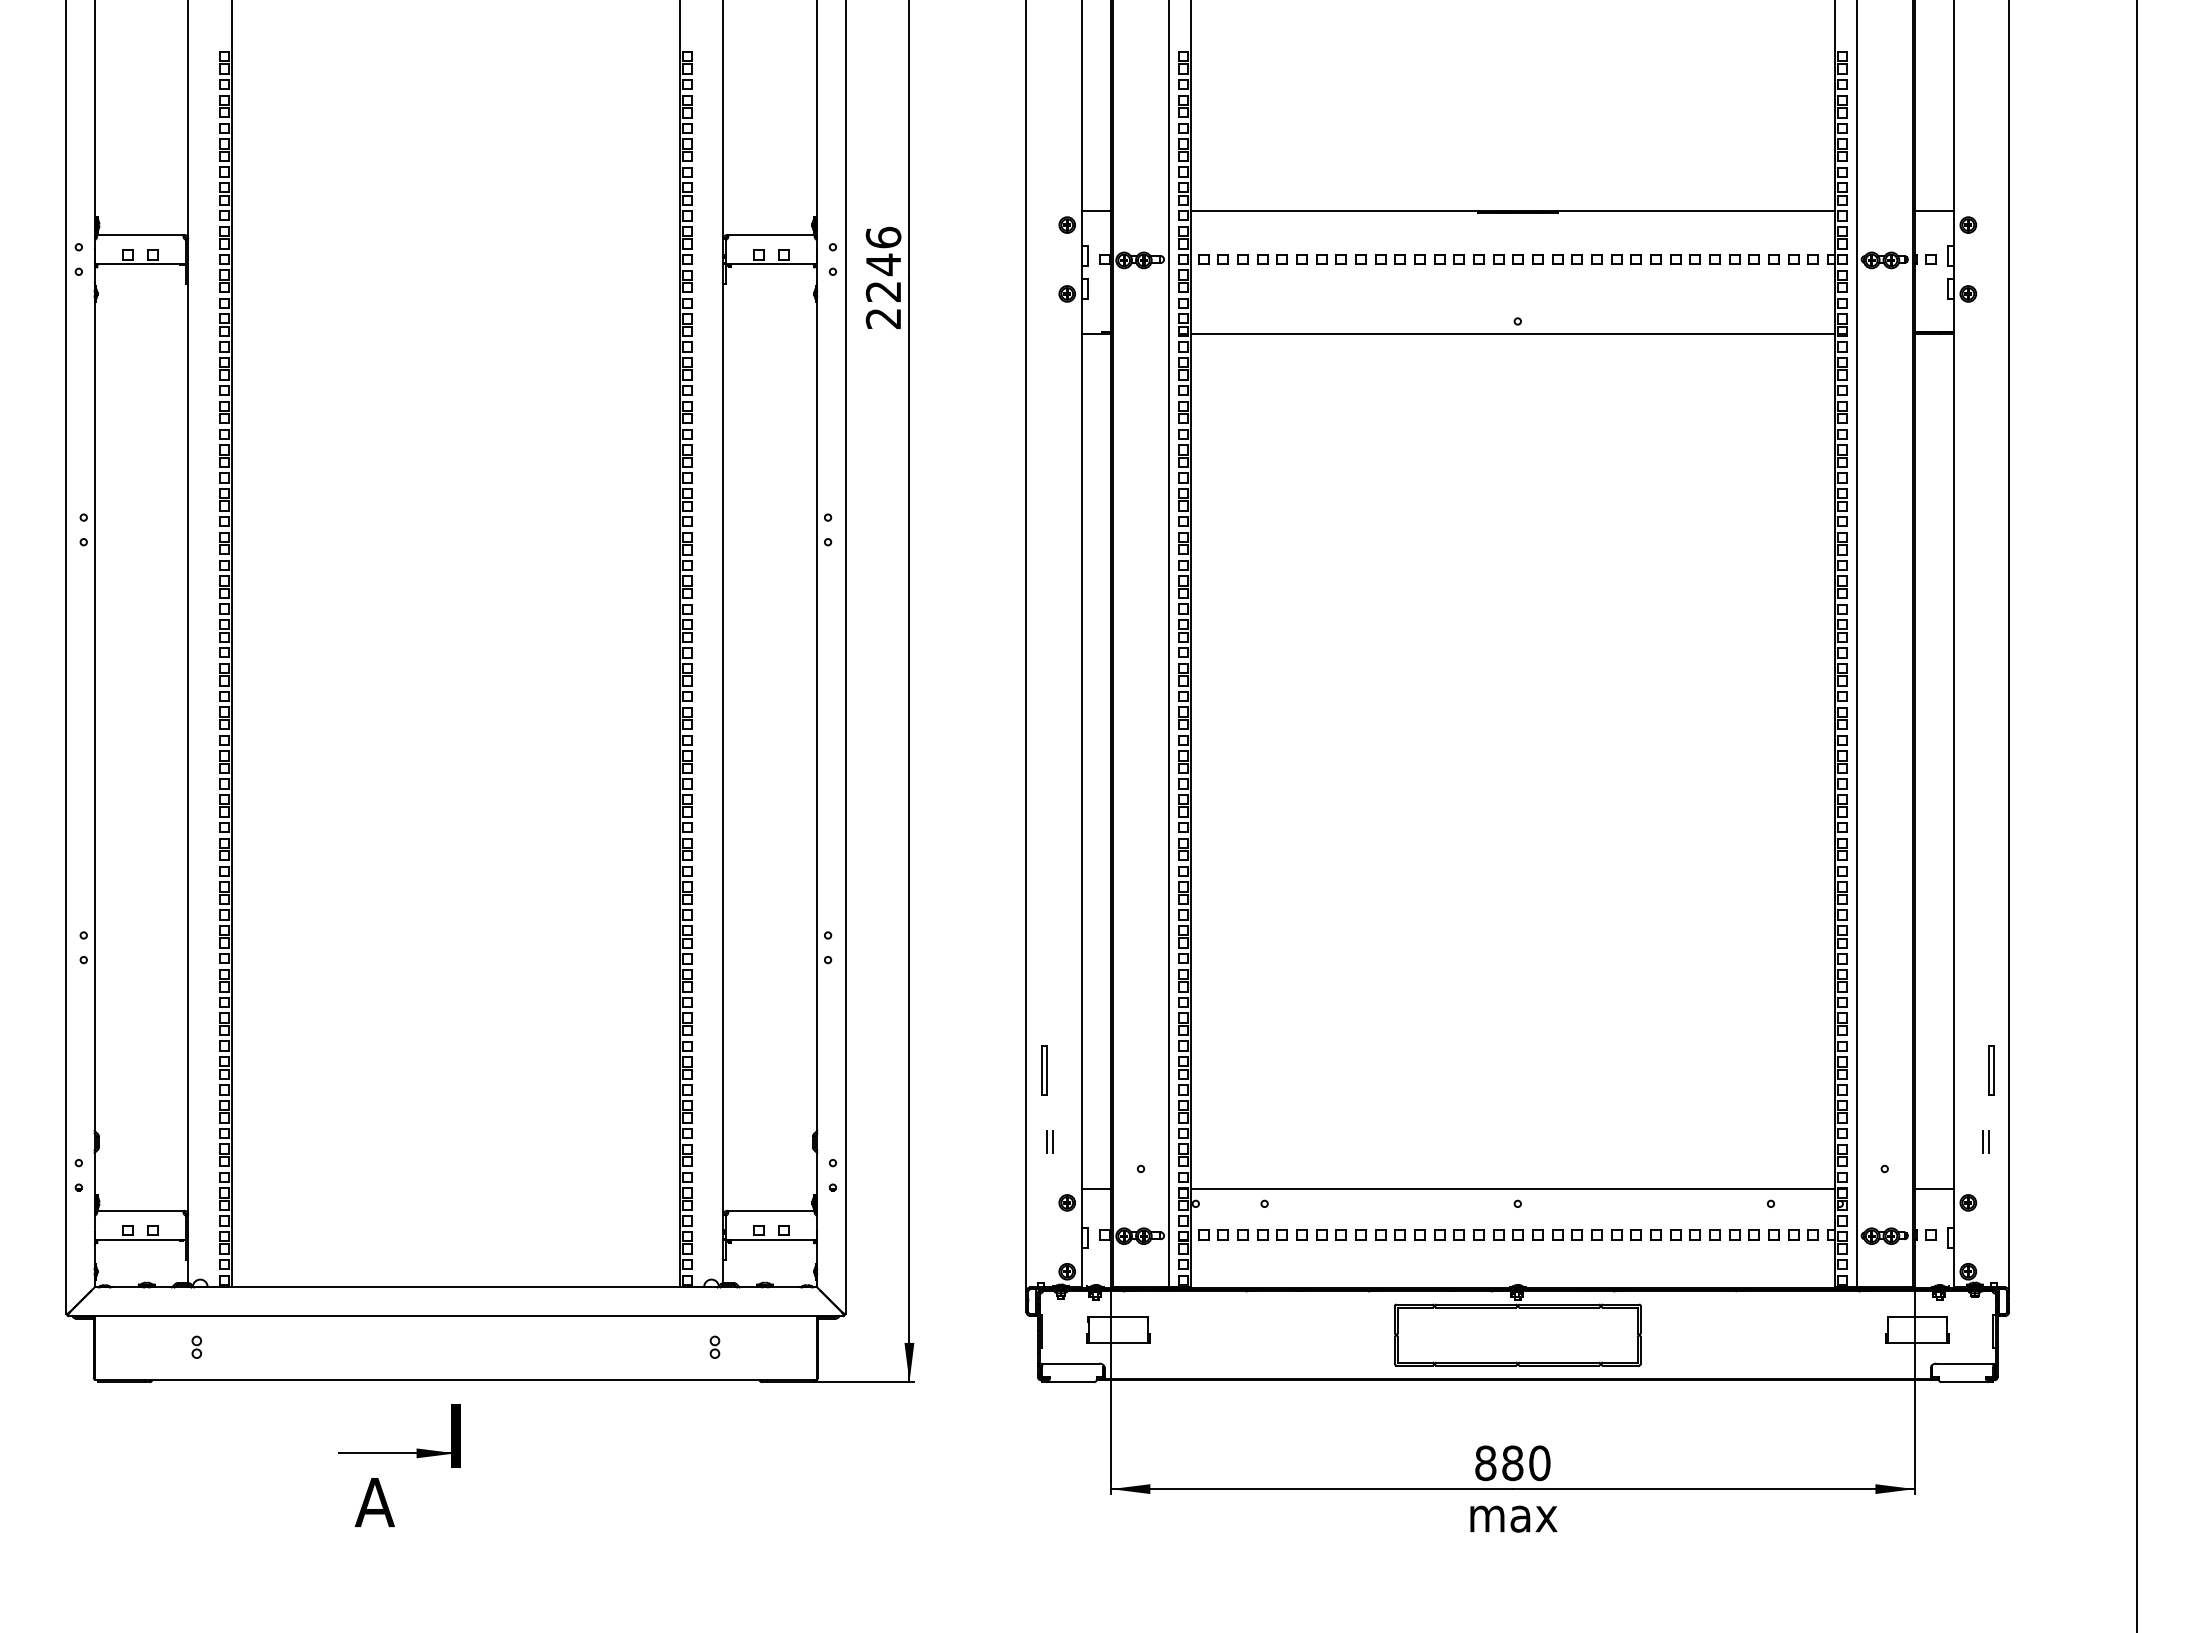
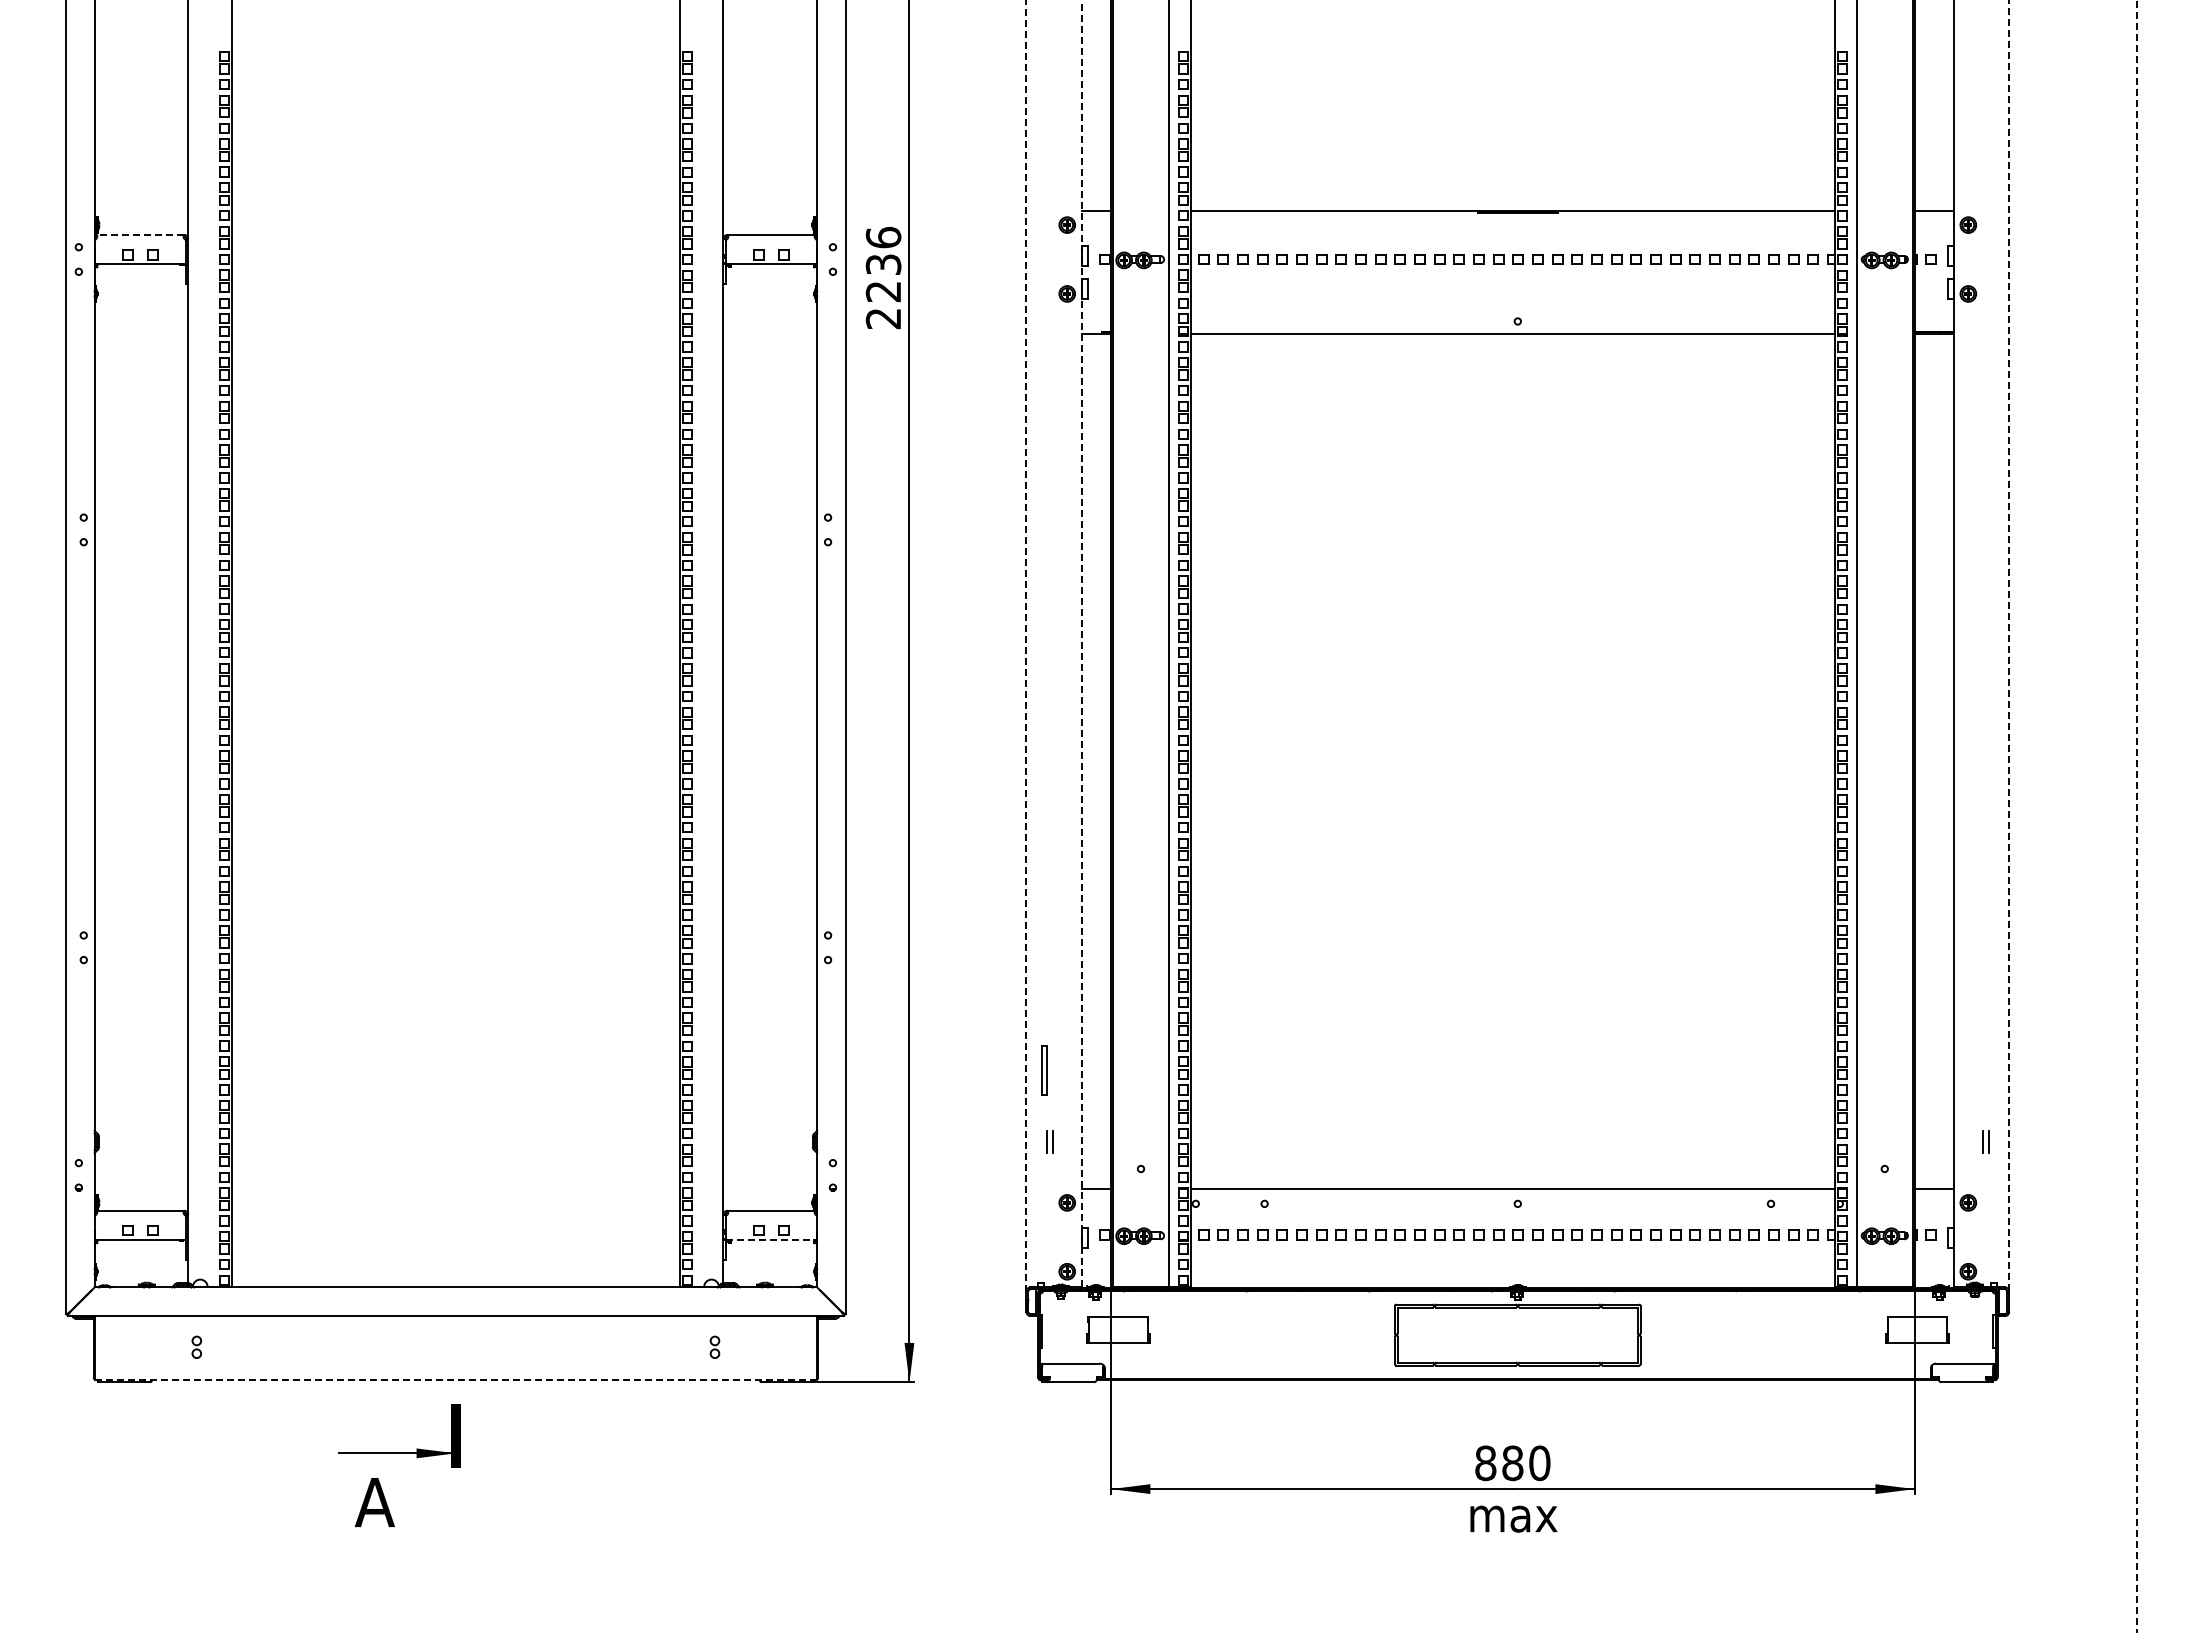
line: solid -> dashed (140, 234)
text: 2246 -> 2236 (883, 264)
line: solid -> dashed (1081, 643)
line: solid -> dashed (2009, 645)
line: solid -> dashed (1026, 646)
line: solid -> dashed (2136, 815)
part: present -> none (1991, 1070)
line: solid -> dashed (771, 1240)
line: solid -> dashed (455, 1380)
